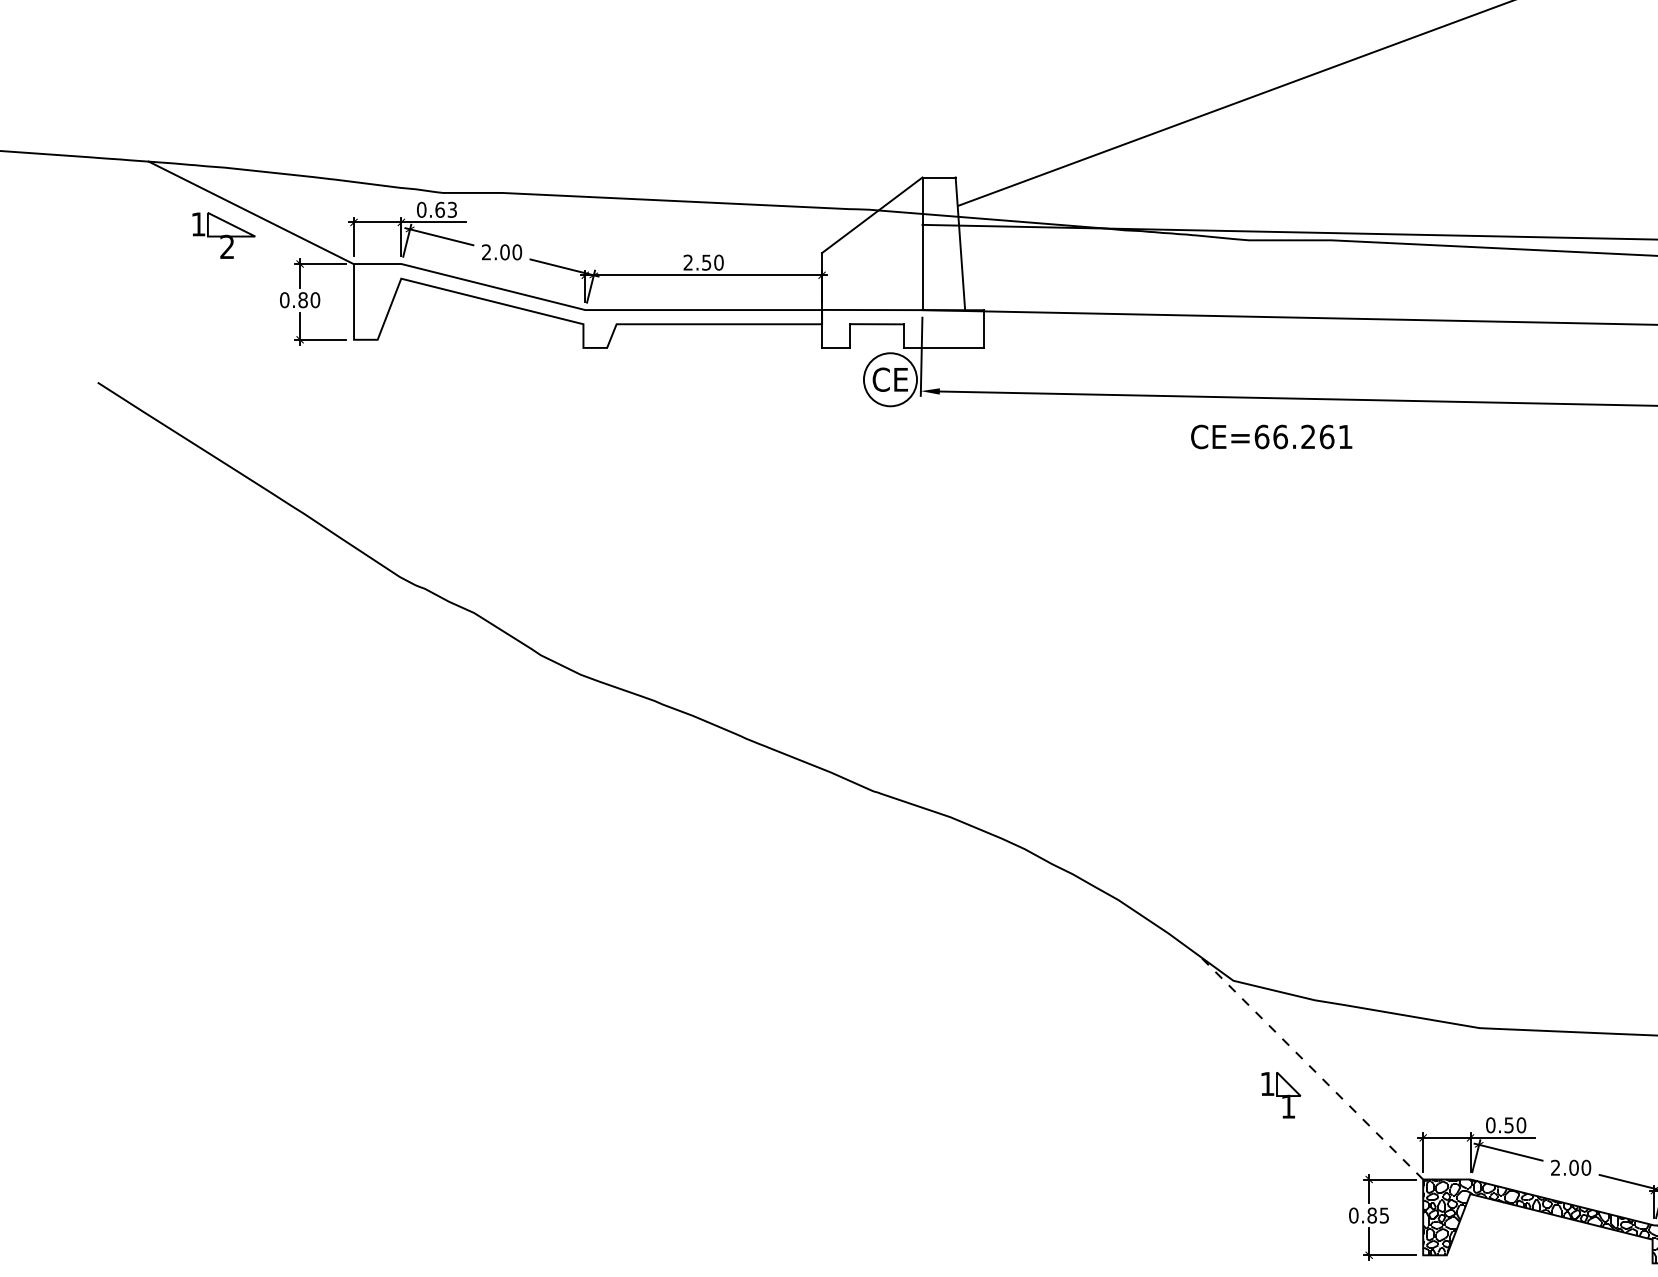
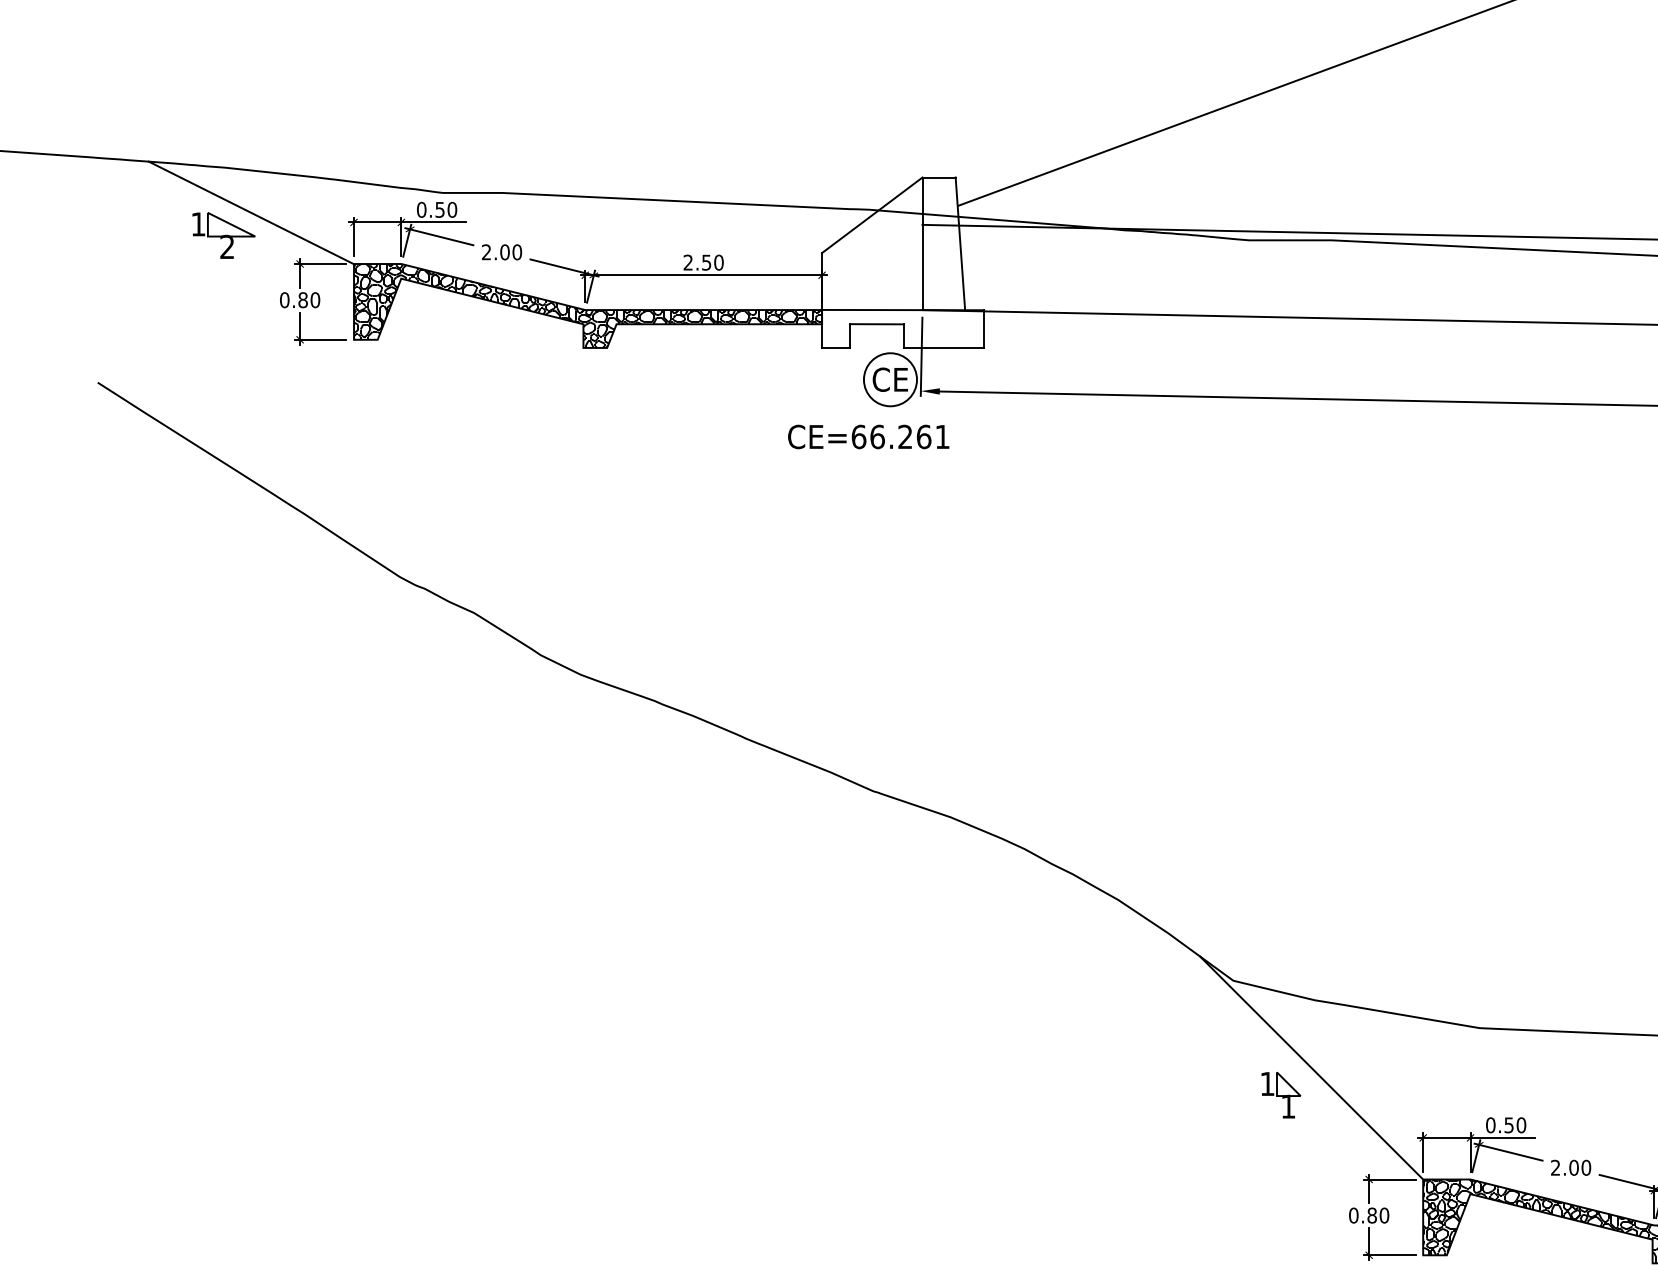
text: 0.63 -> 0.50 (446, 209)
hatch: none -> present (588, 305)
text position: (1271, 436) -> (868, 436) (868, 436)
line: dashed -> solid (1311, 1068)
text: 0.85 -> 0.80 (1384, 1215)
